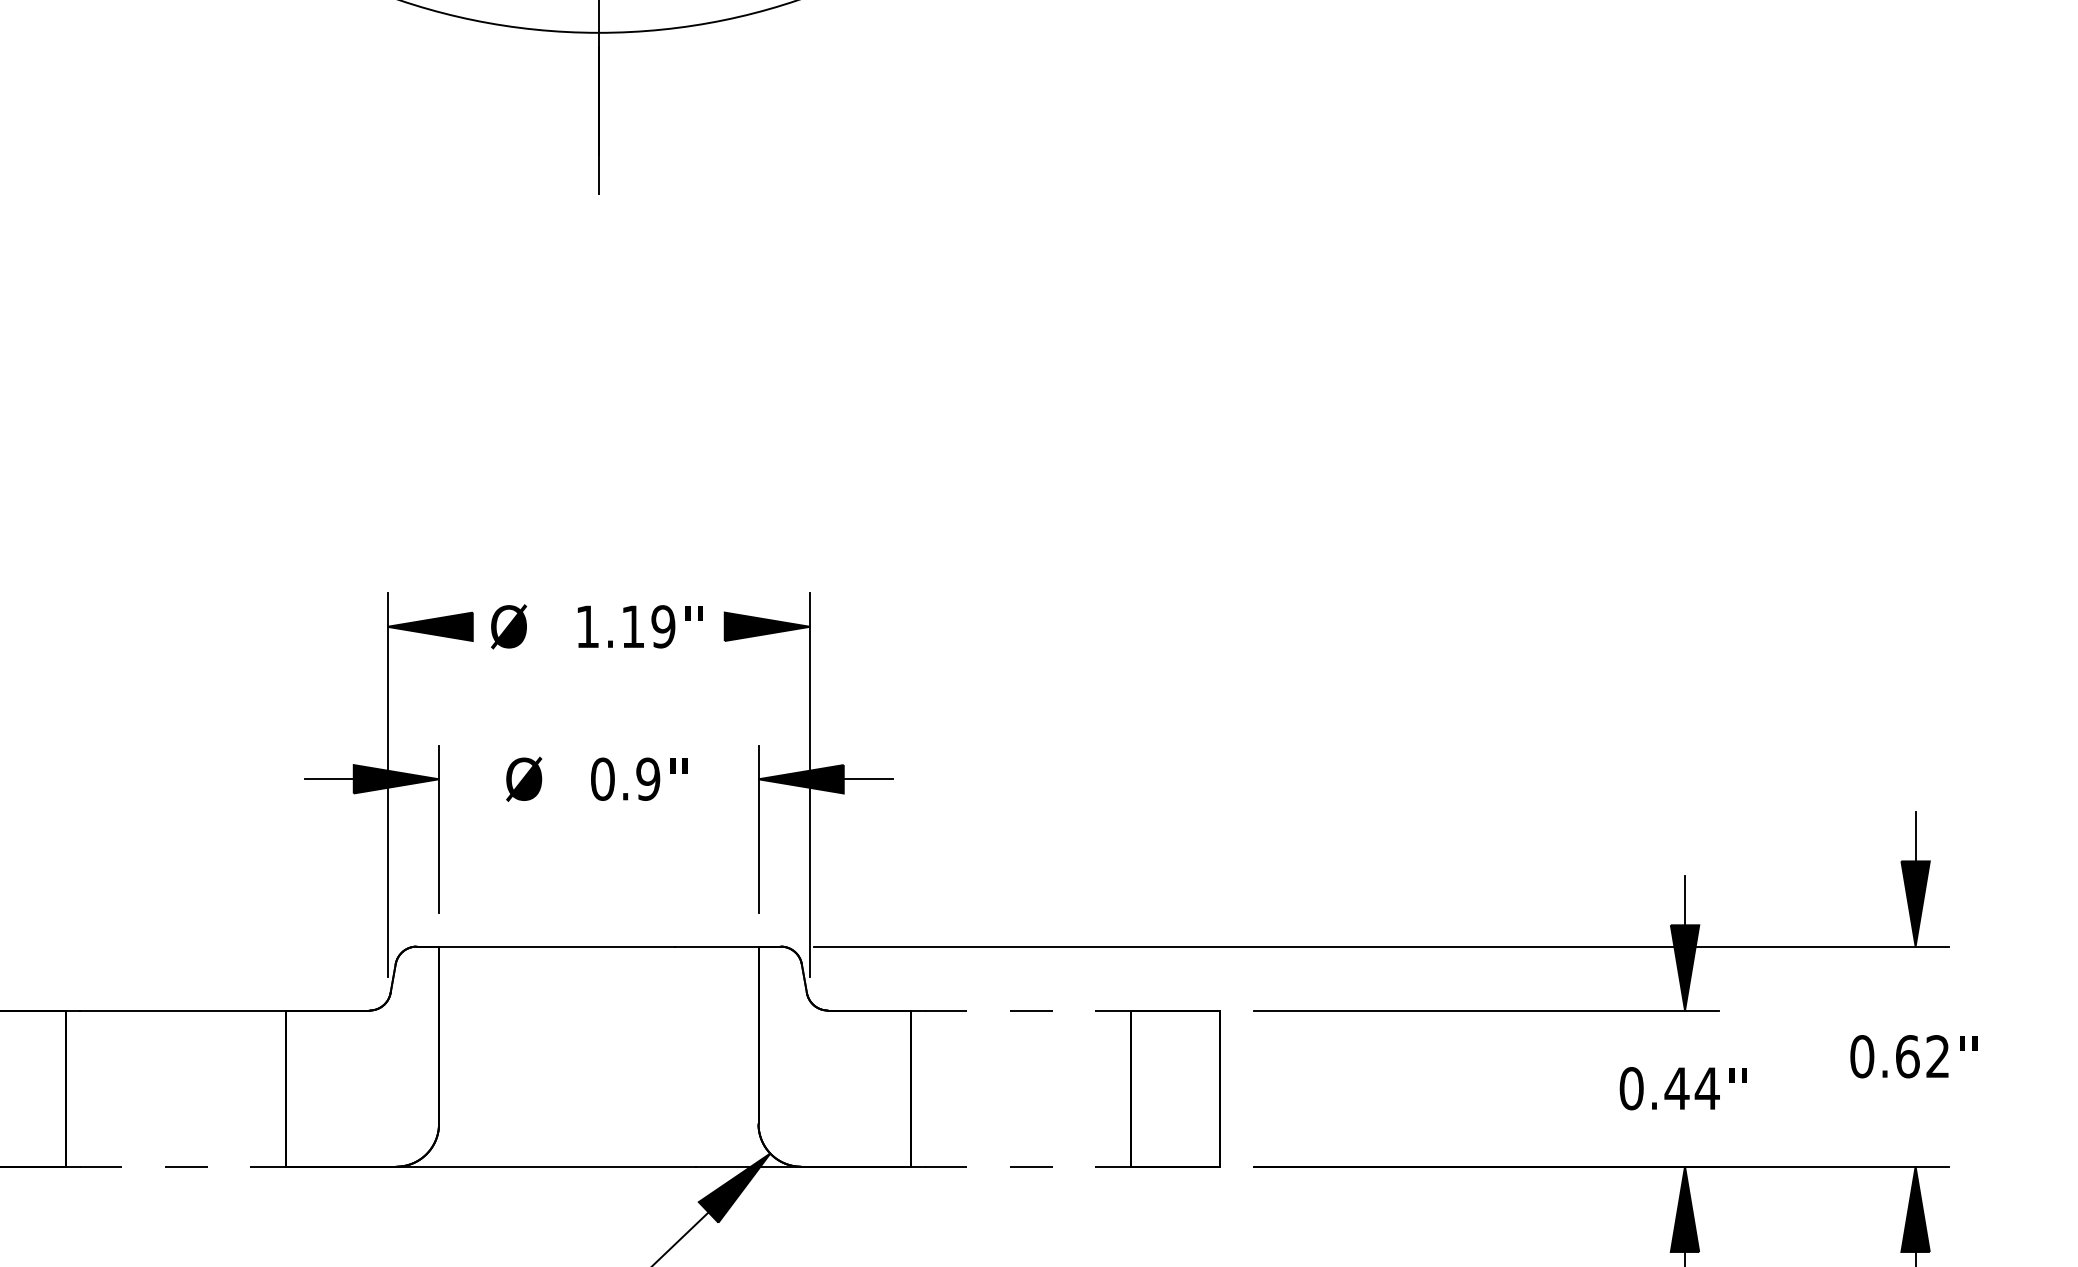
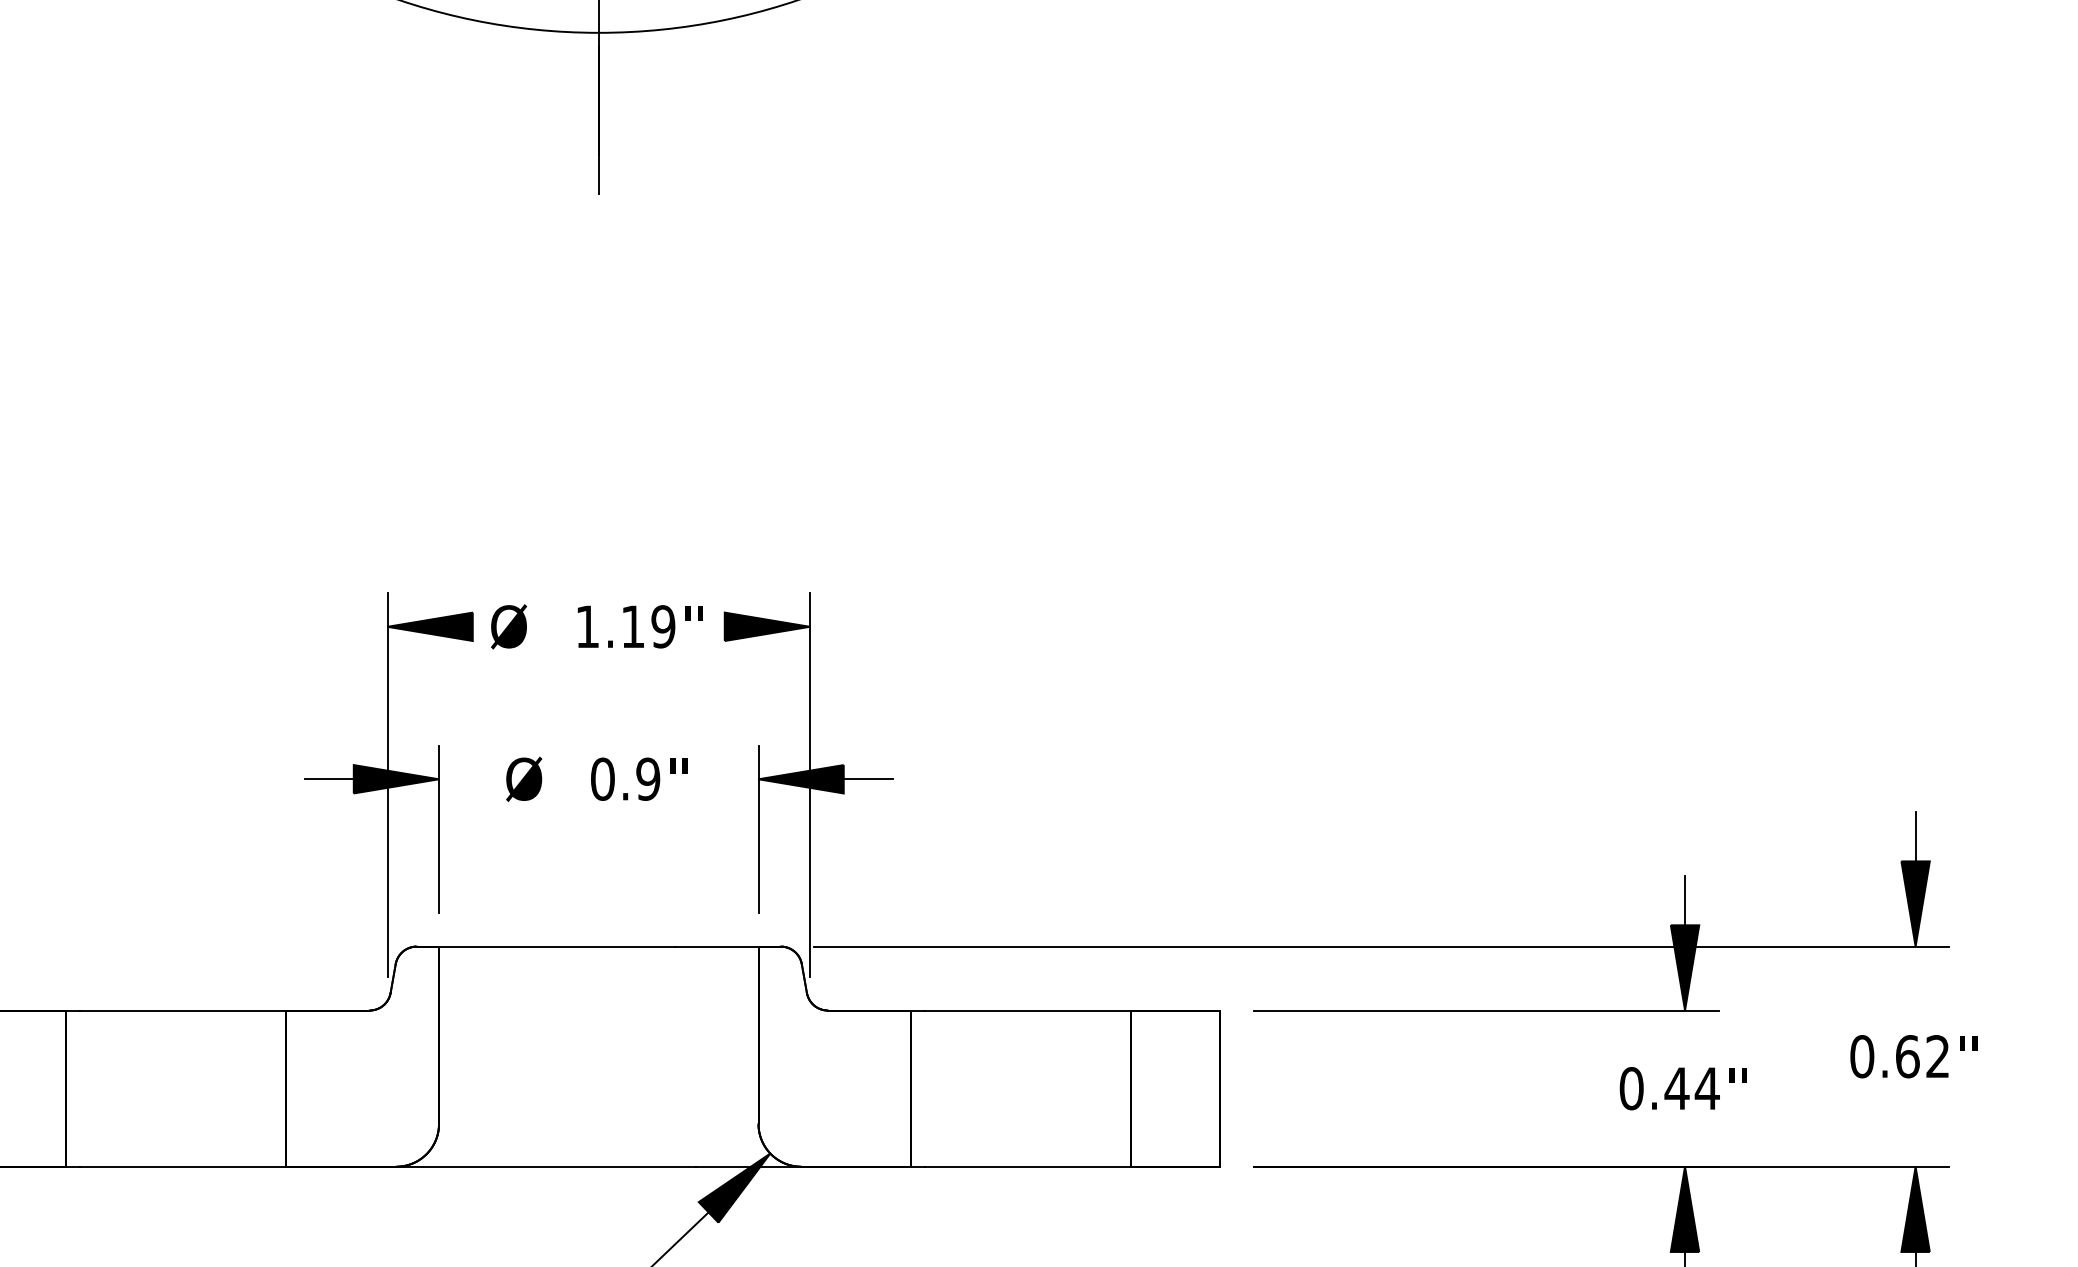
line: dashed -> solid (1028, 1010)
line: dashed -> solid (183, 1166)
line: dashed -> solid (1028, 1166)
